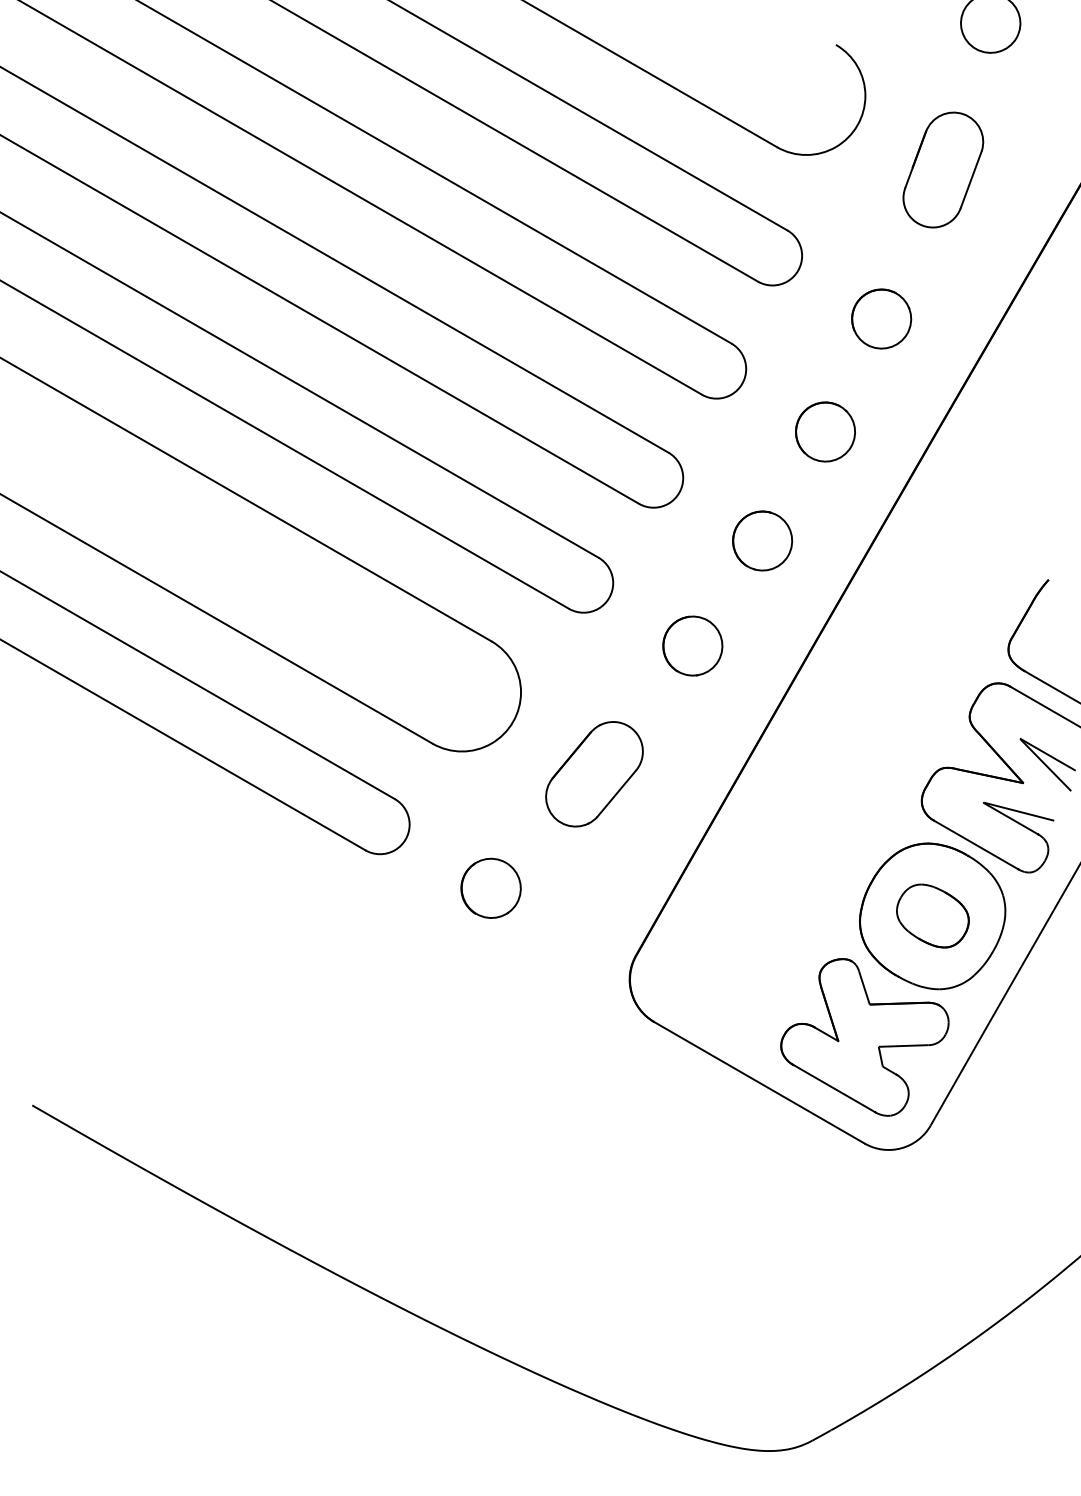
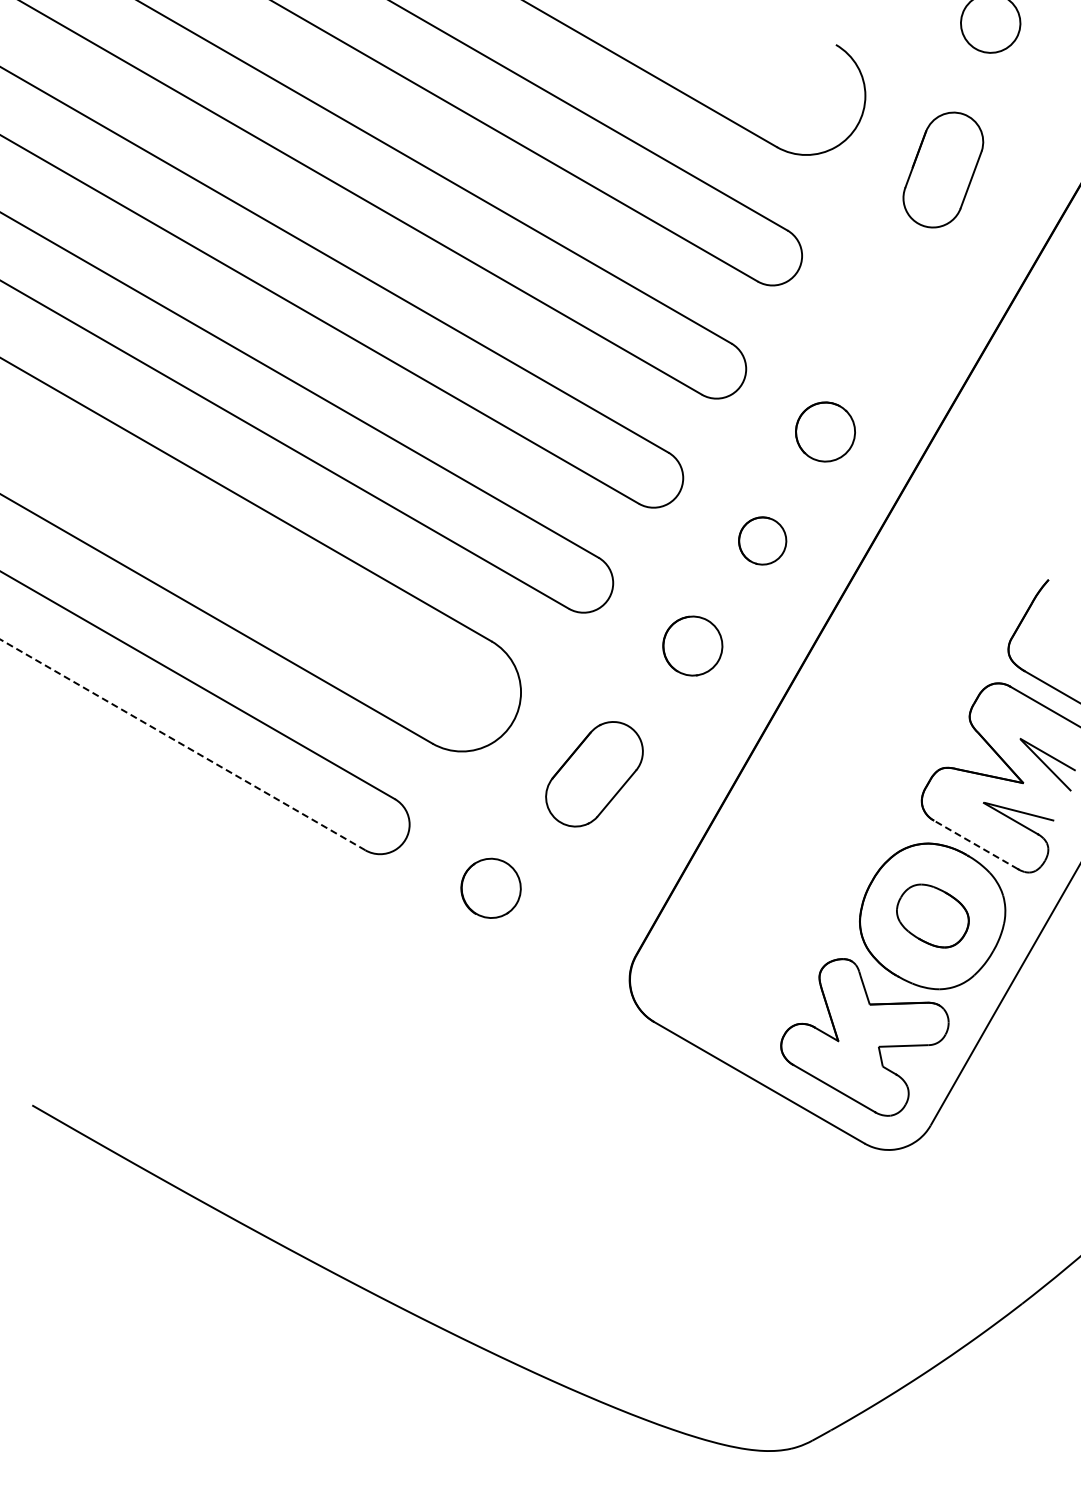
part: present -> none (881, 318)
part size: 62x62 px -> 50x50 px (762, 540)
line: solid -> dashed (182, 744)
line: solid -> dashed (975, 844)
